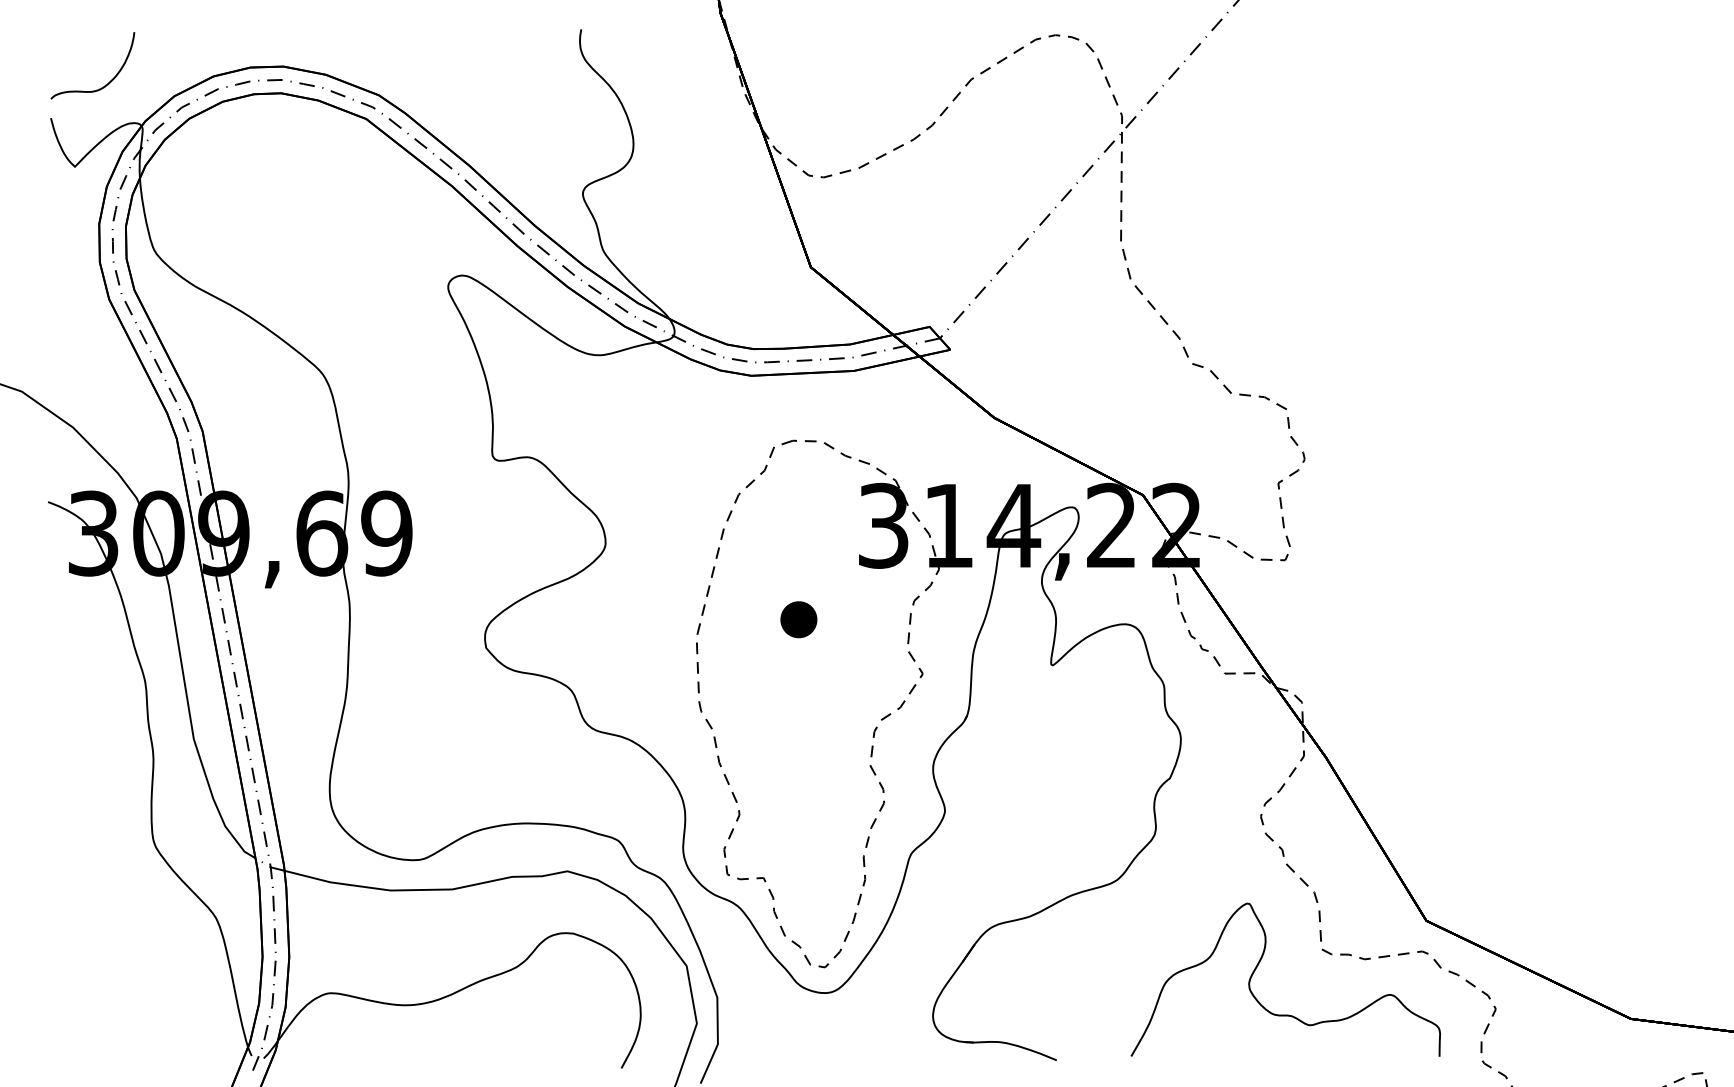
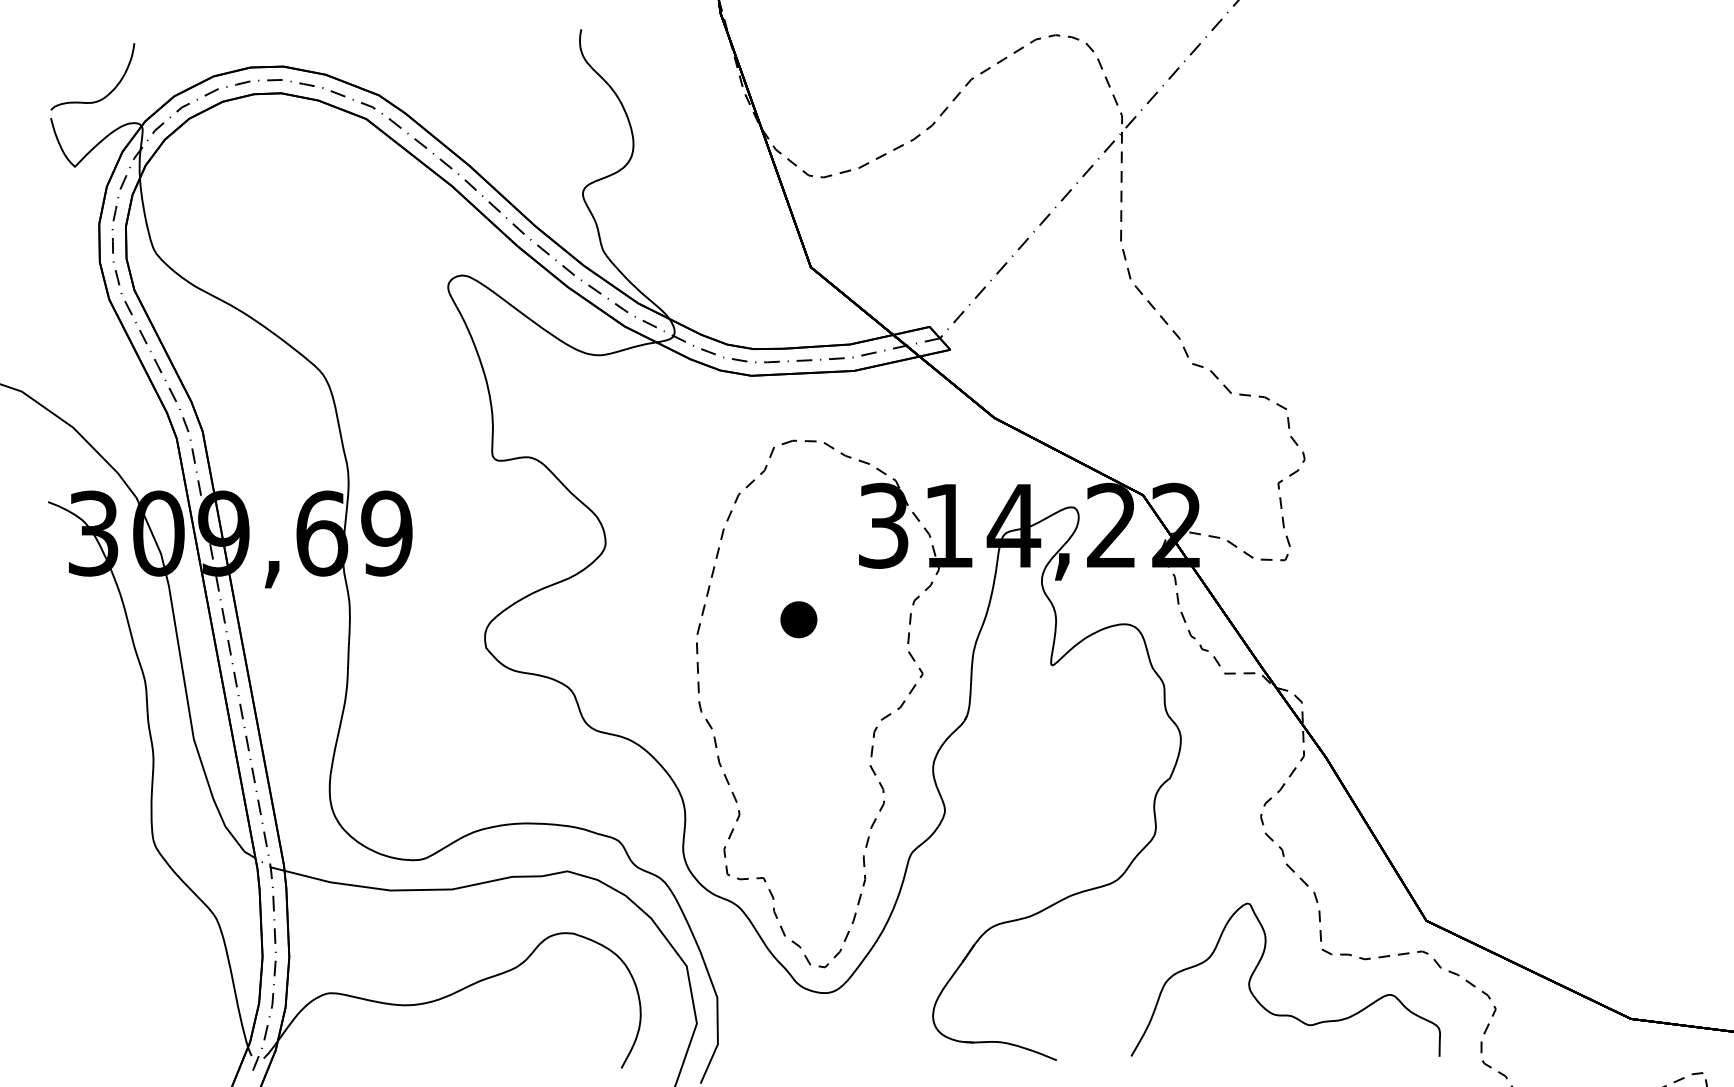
curve position: (105, 84) -> (105, 95) (105, 95)
